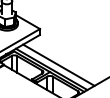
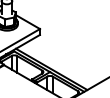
line: present -> none (58, 64)
